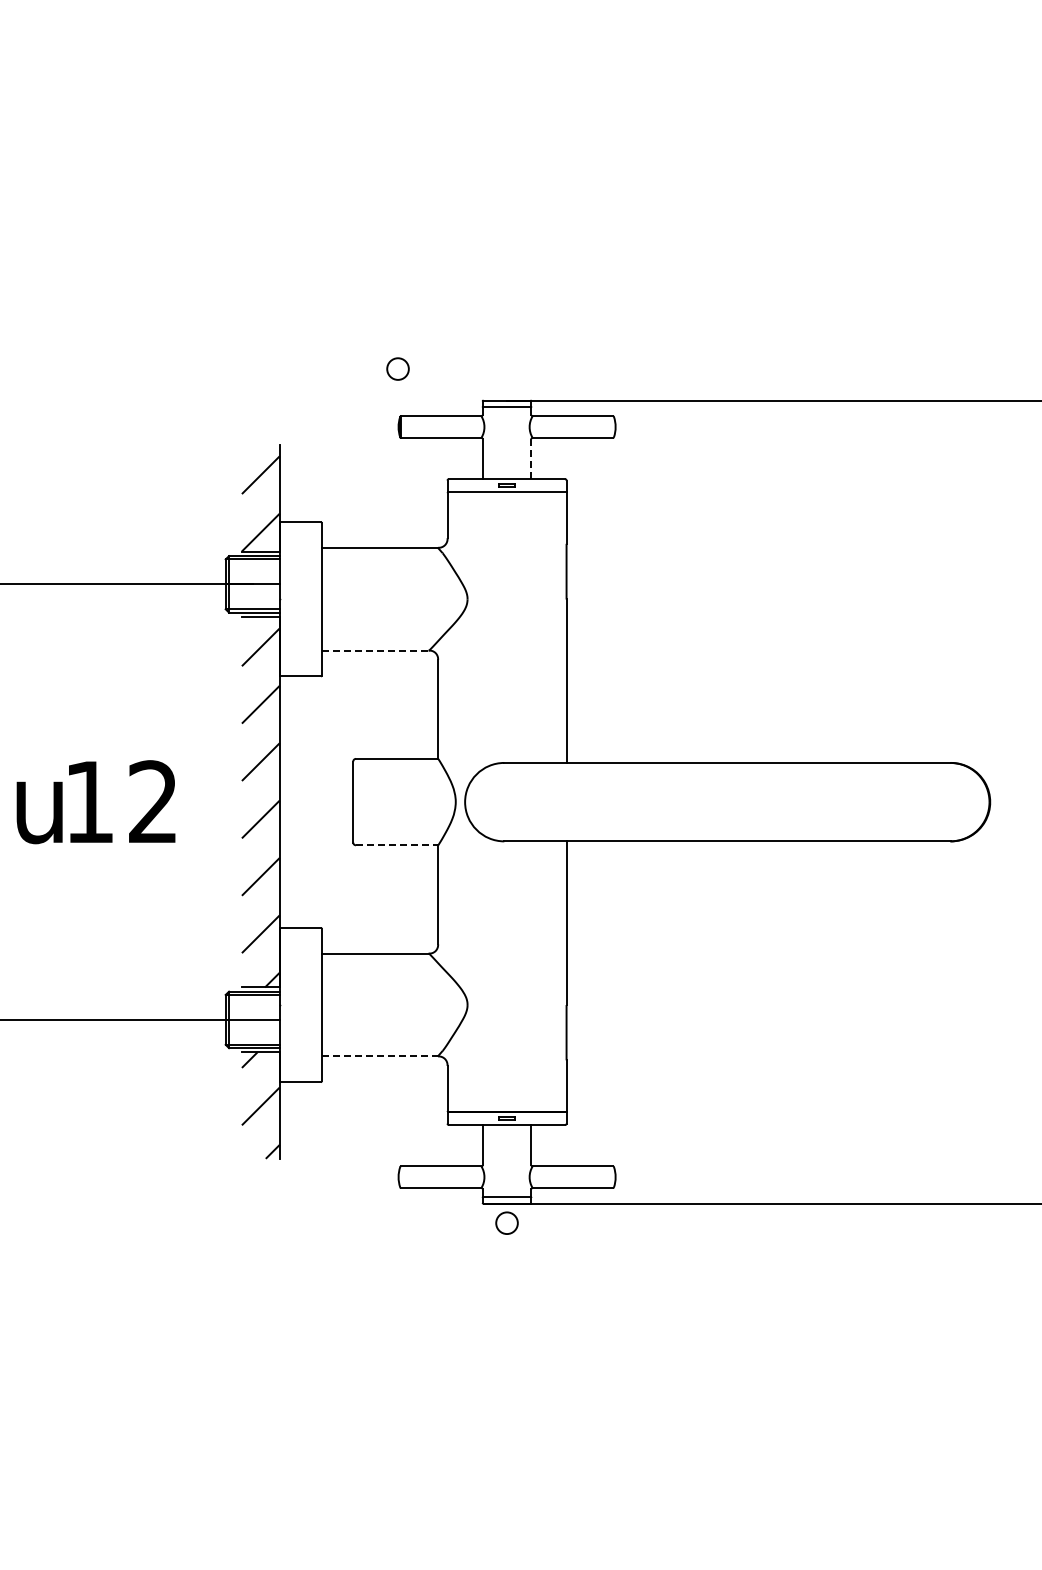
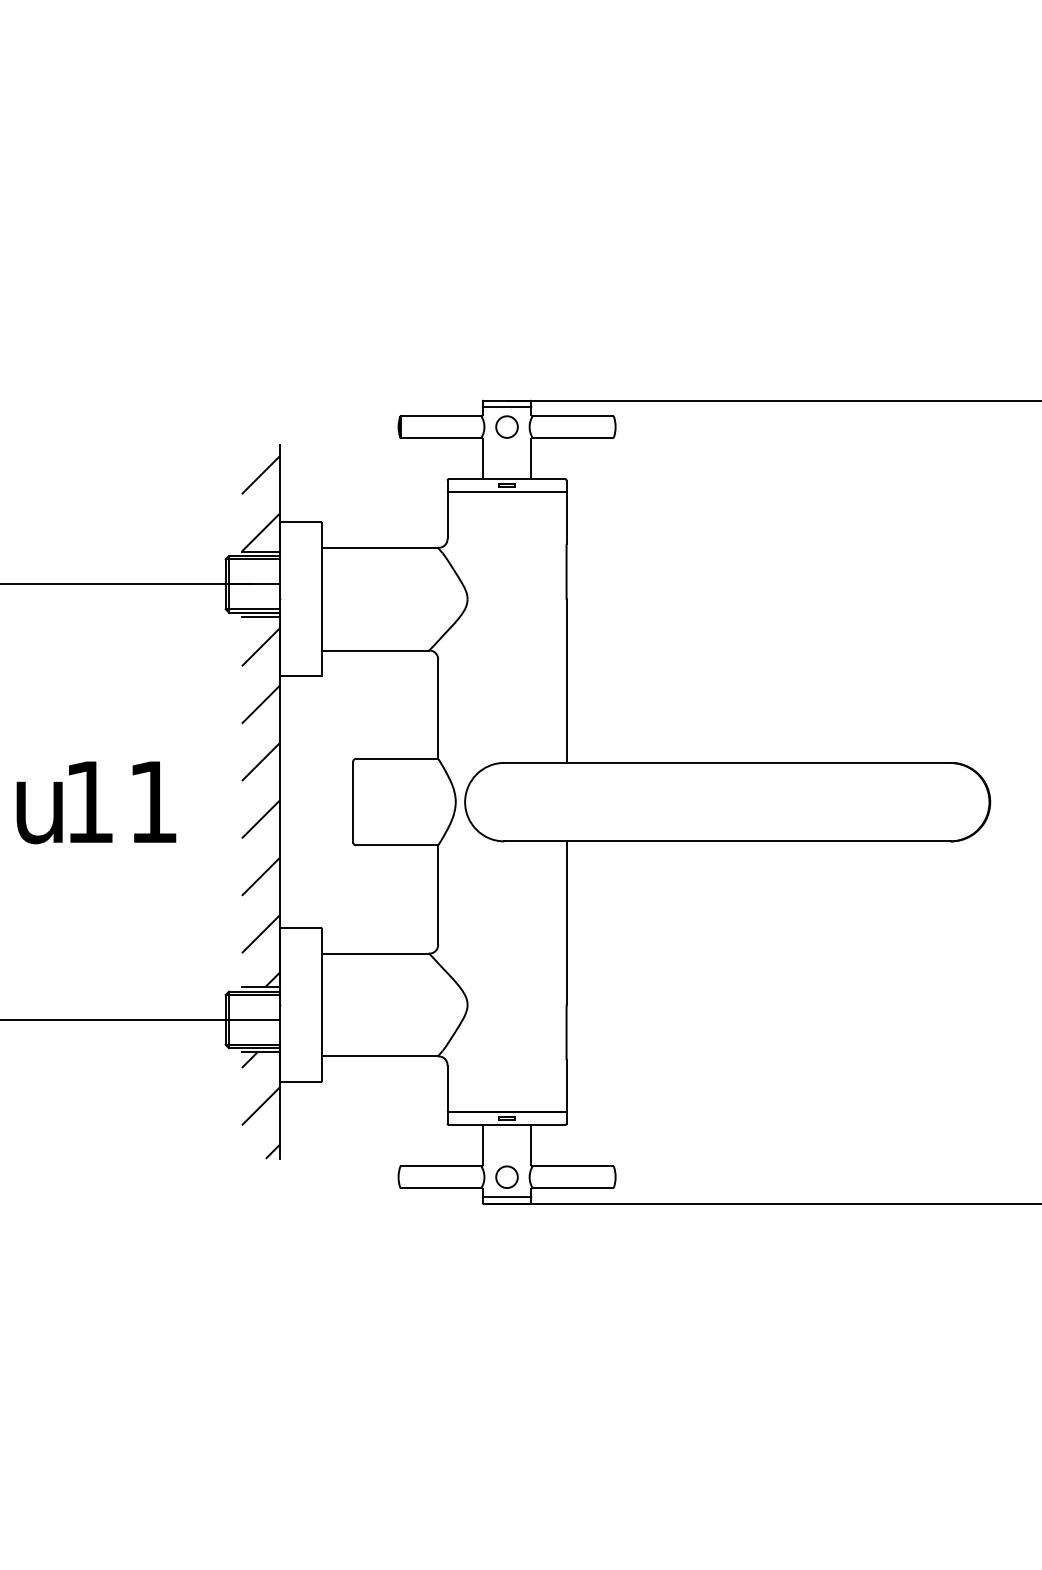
circle position: (397, 368) -> (506, 426) (506, 426)
line: dashed -> solid (531, 458)
line: dashed -> solid (375, 650)
text: 12 -> 11 (152, 801)
line: dashed -> solid (397, 845)
line: dashed -> solid (380, 1056)
circle position: (506, 1222) -> (506, 1176) (506, 1176)
